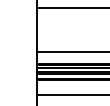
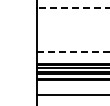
line: solid -> dashed (73, 8)
line: solid -> dashed (73, 51)
